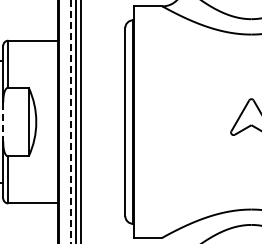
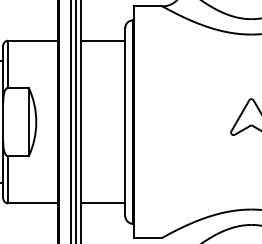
line: none -> present (103, 40)
line: dashed -> solid (3, 122)
line: dashed -> solid (70, 122)
line: none -> present (103, 203)
